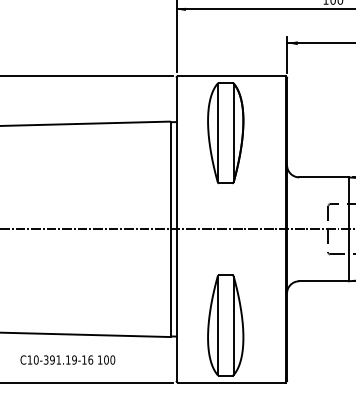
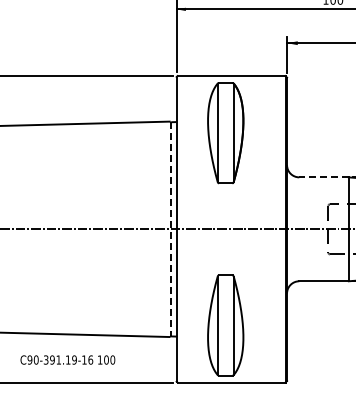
line: solid -> dashed (324, 177)
line: solid -> dashed (170, 229)
text: C10-391.19-16 -> C90-391.19-16 (29, 359)
